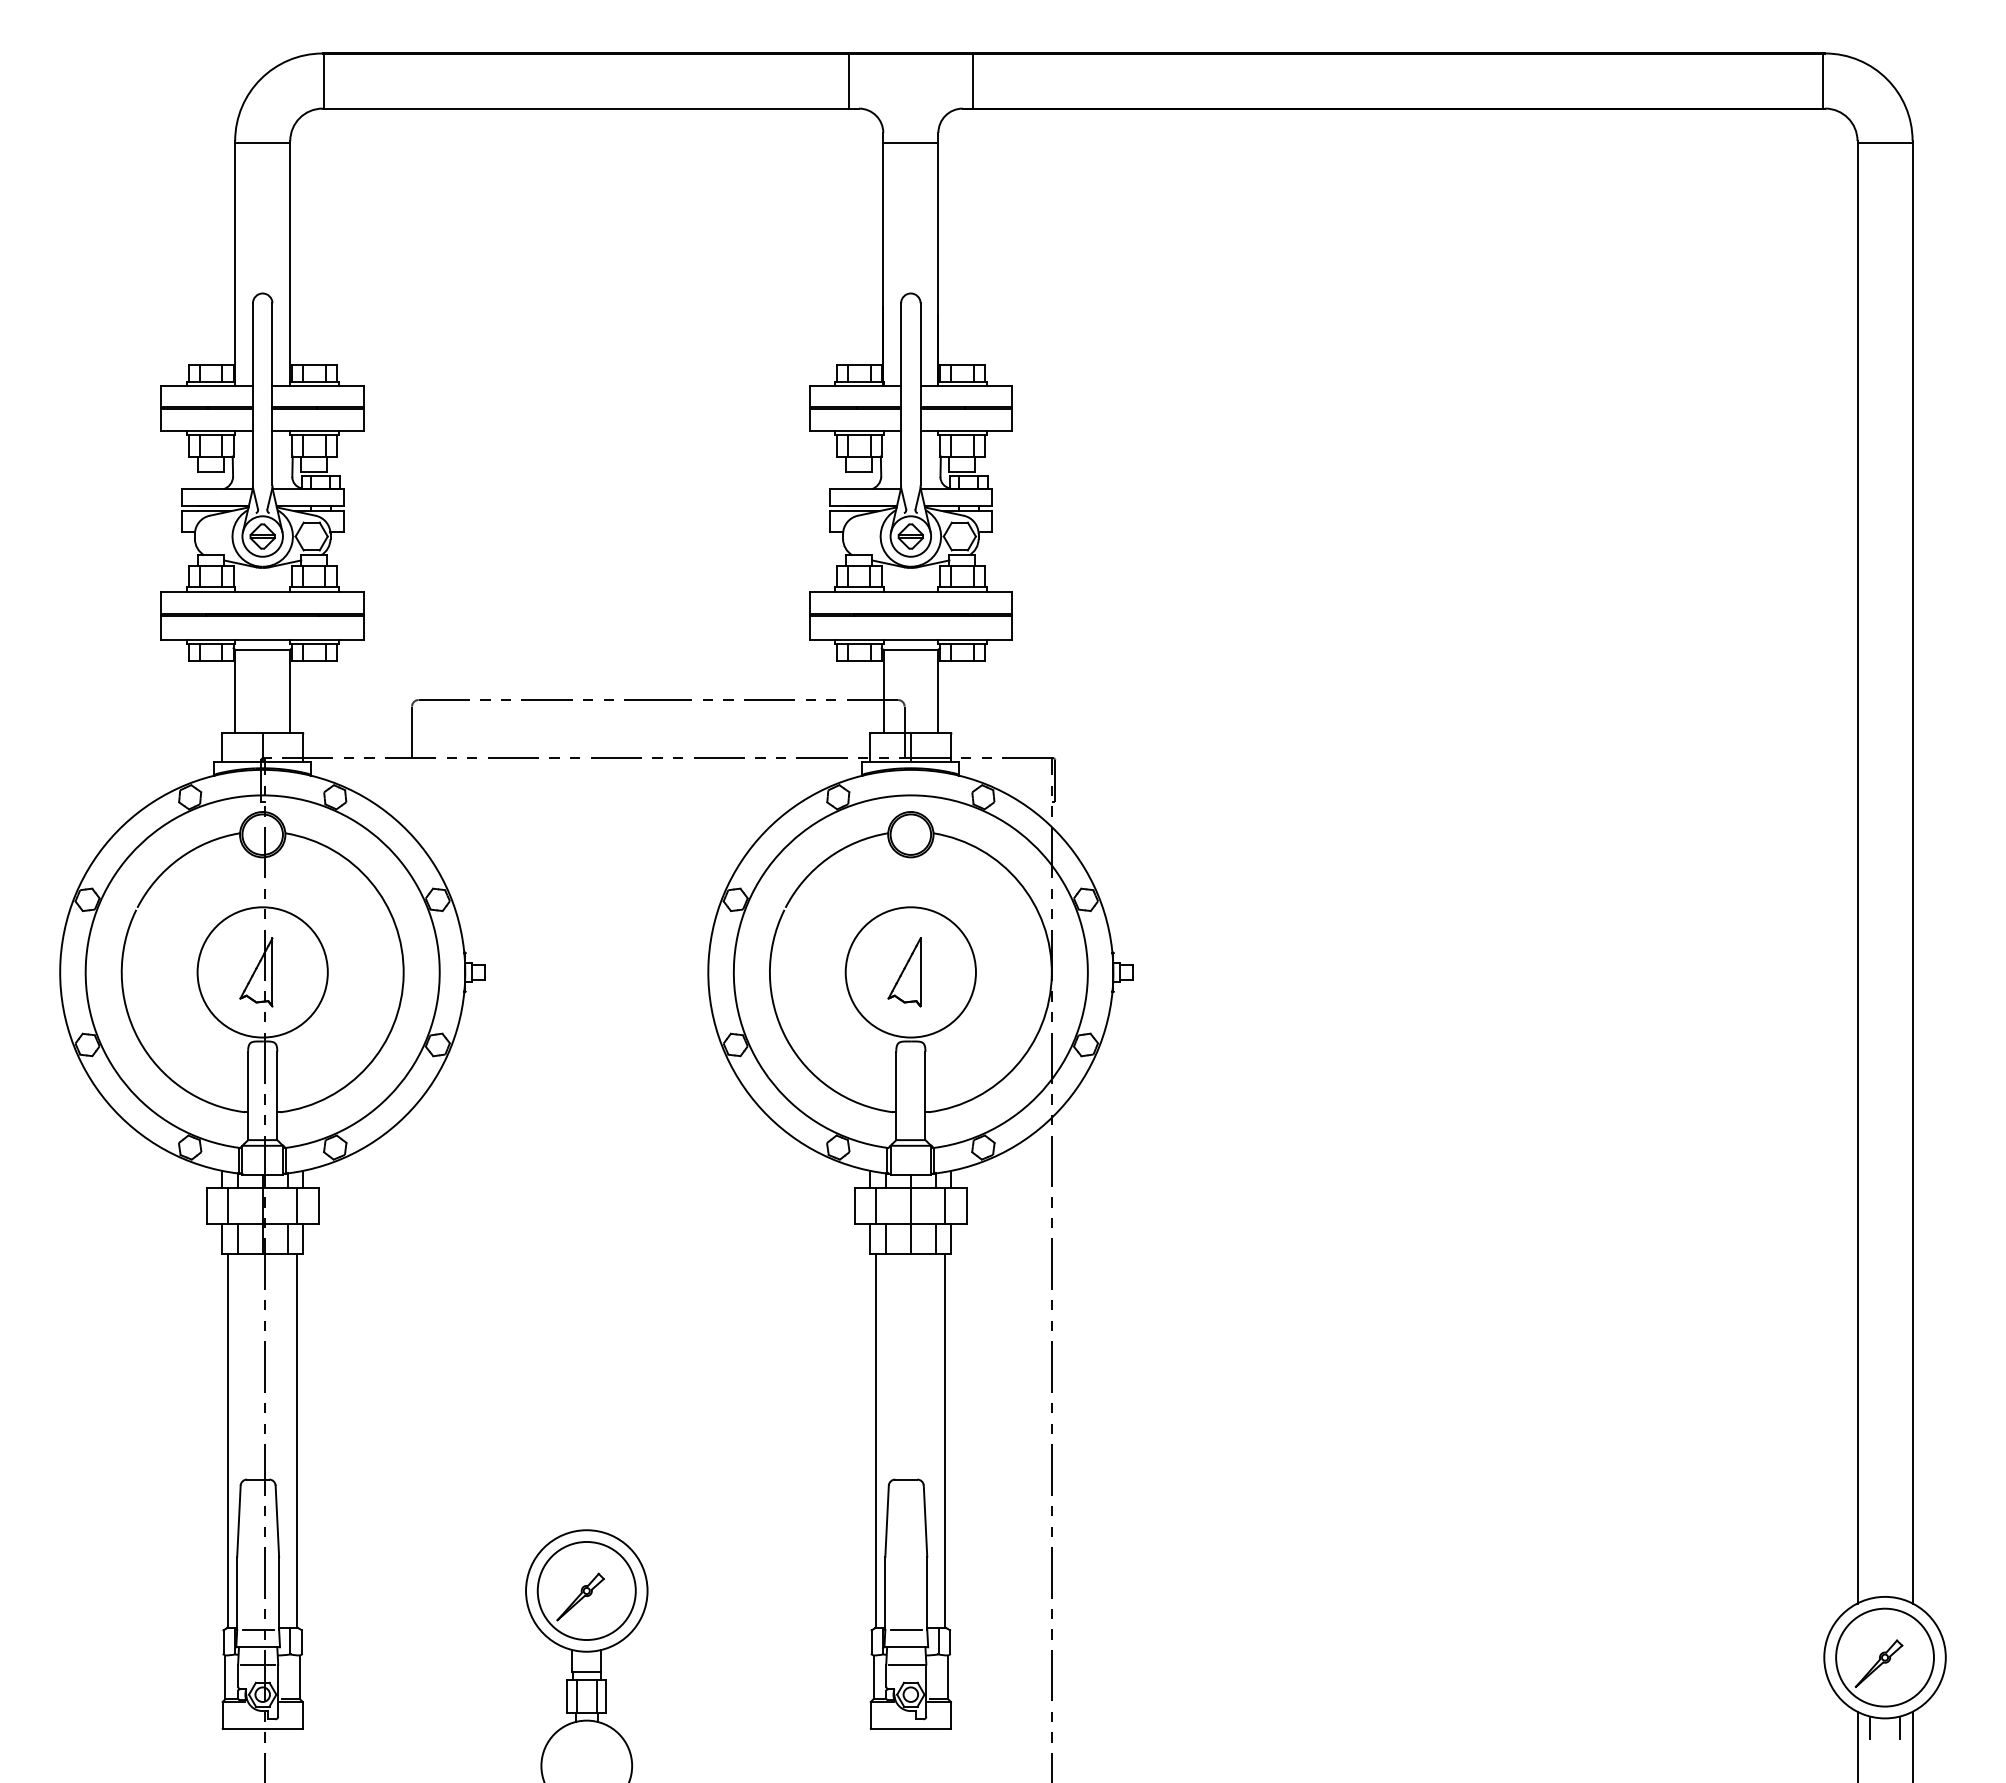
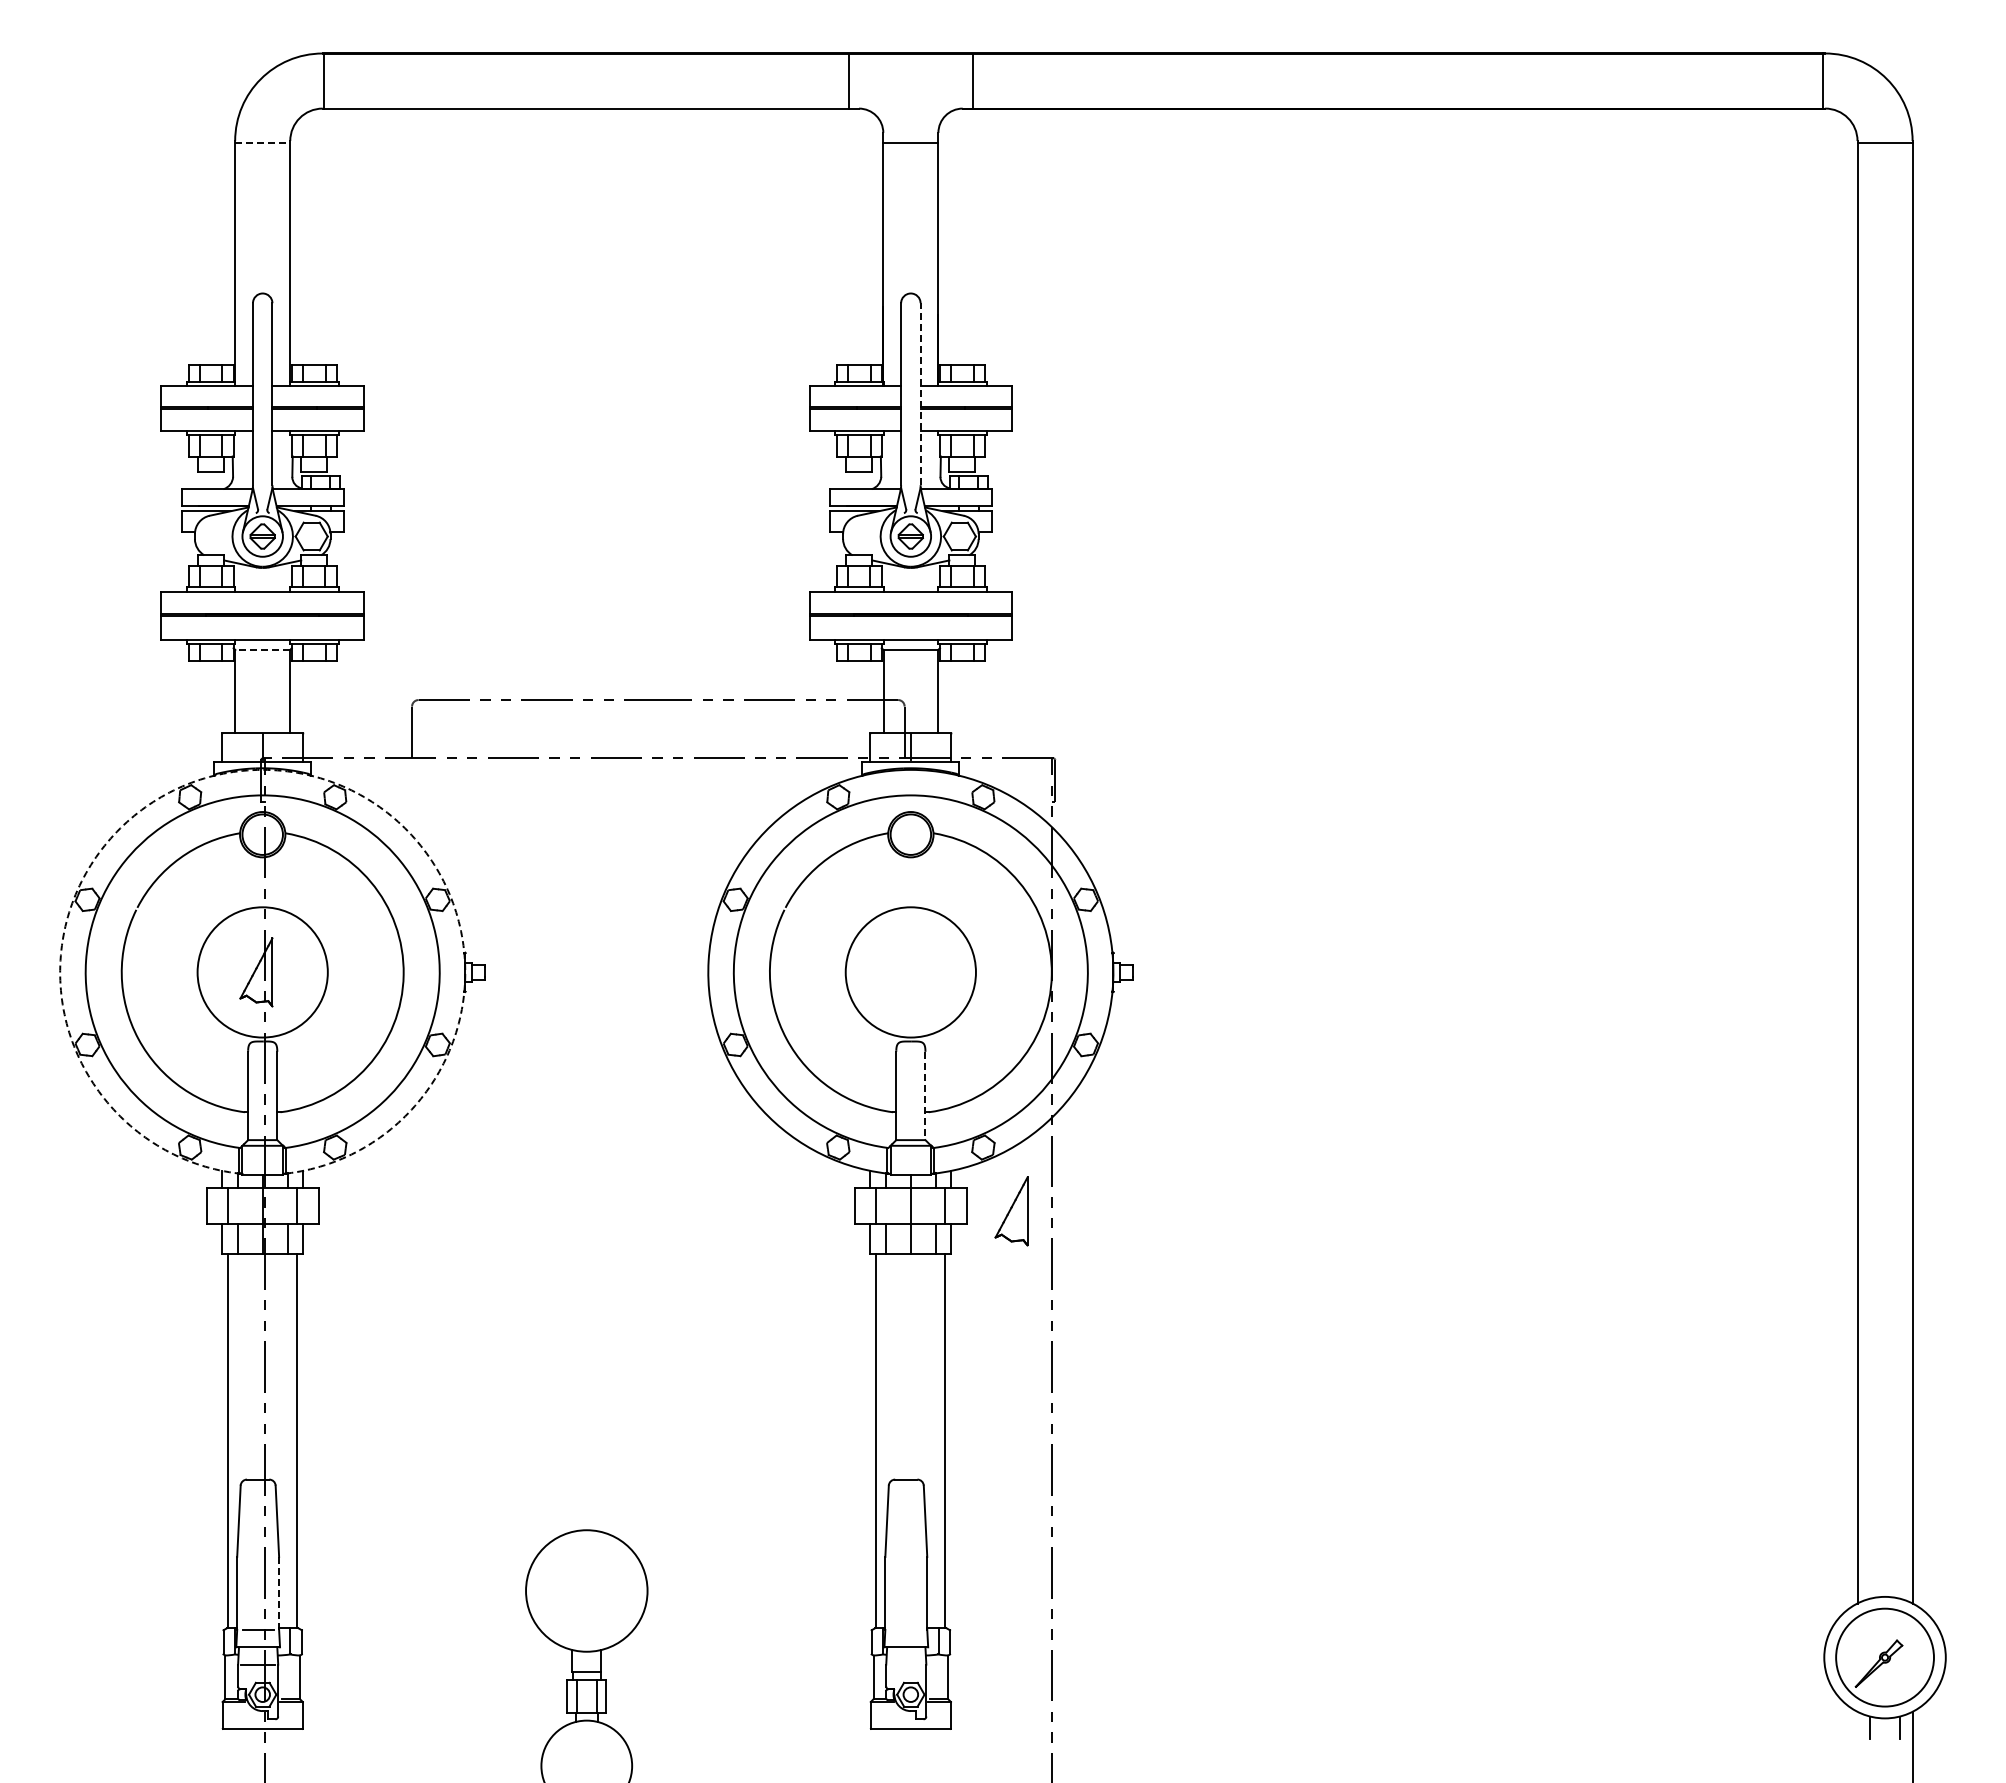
line: solid -> dashed (262, 142)
line: solid -> dashed (920, 394)
line: solid -> dashed (262, 649)
arc: solid -> dashed (262, 769)
part position: (904, 972) -> (1011, 1211) (1011, 1211)
line: solid -> dashed (925, 1096)
part: present -> none (586, 1590)
line: solid -> dashed (279, 1593)
line: present -> none (906, 1629)
line: present -> none (905, 1664)
line: present -> none (1857, 1745)
